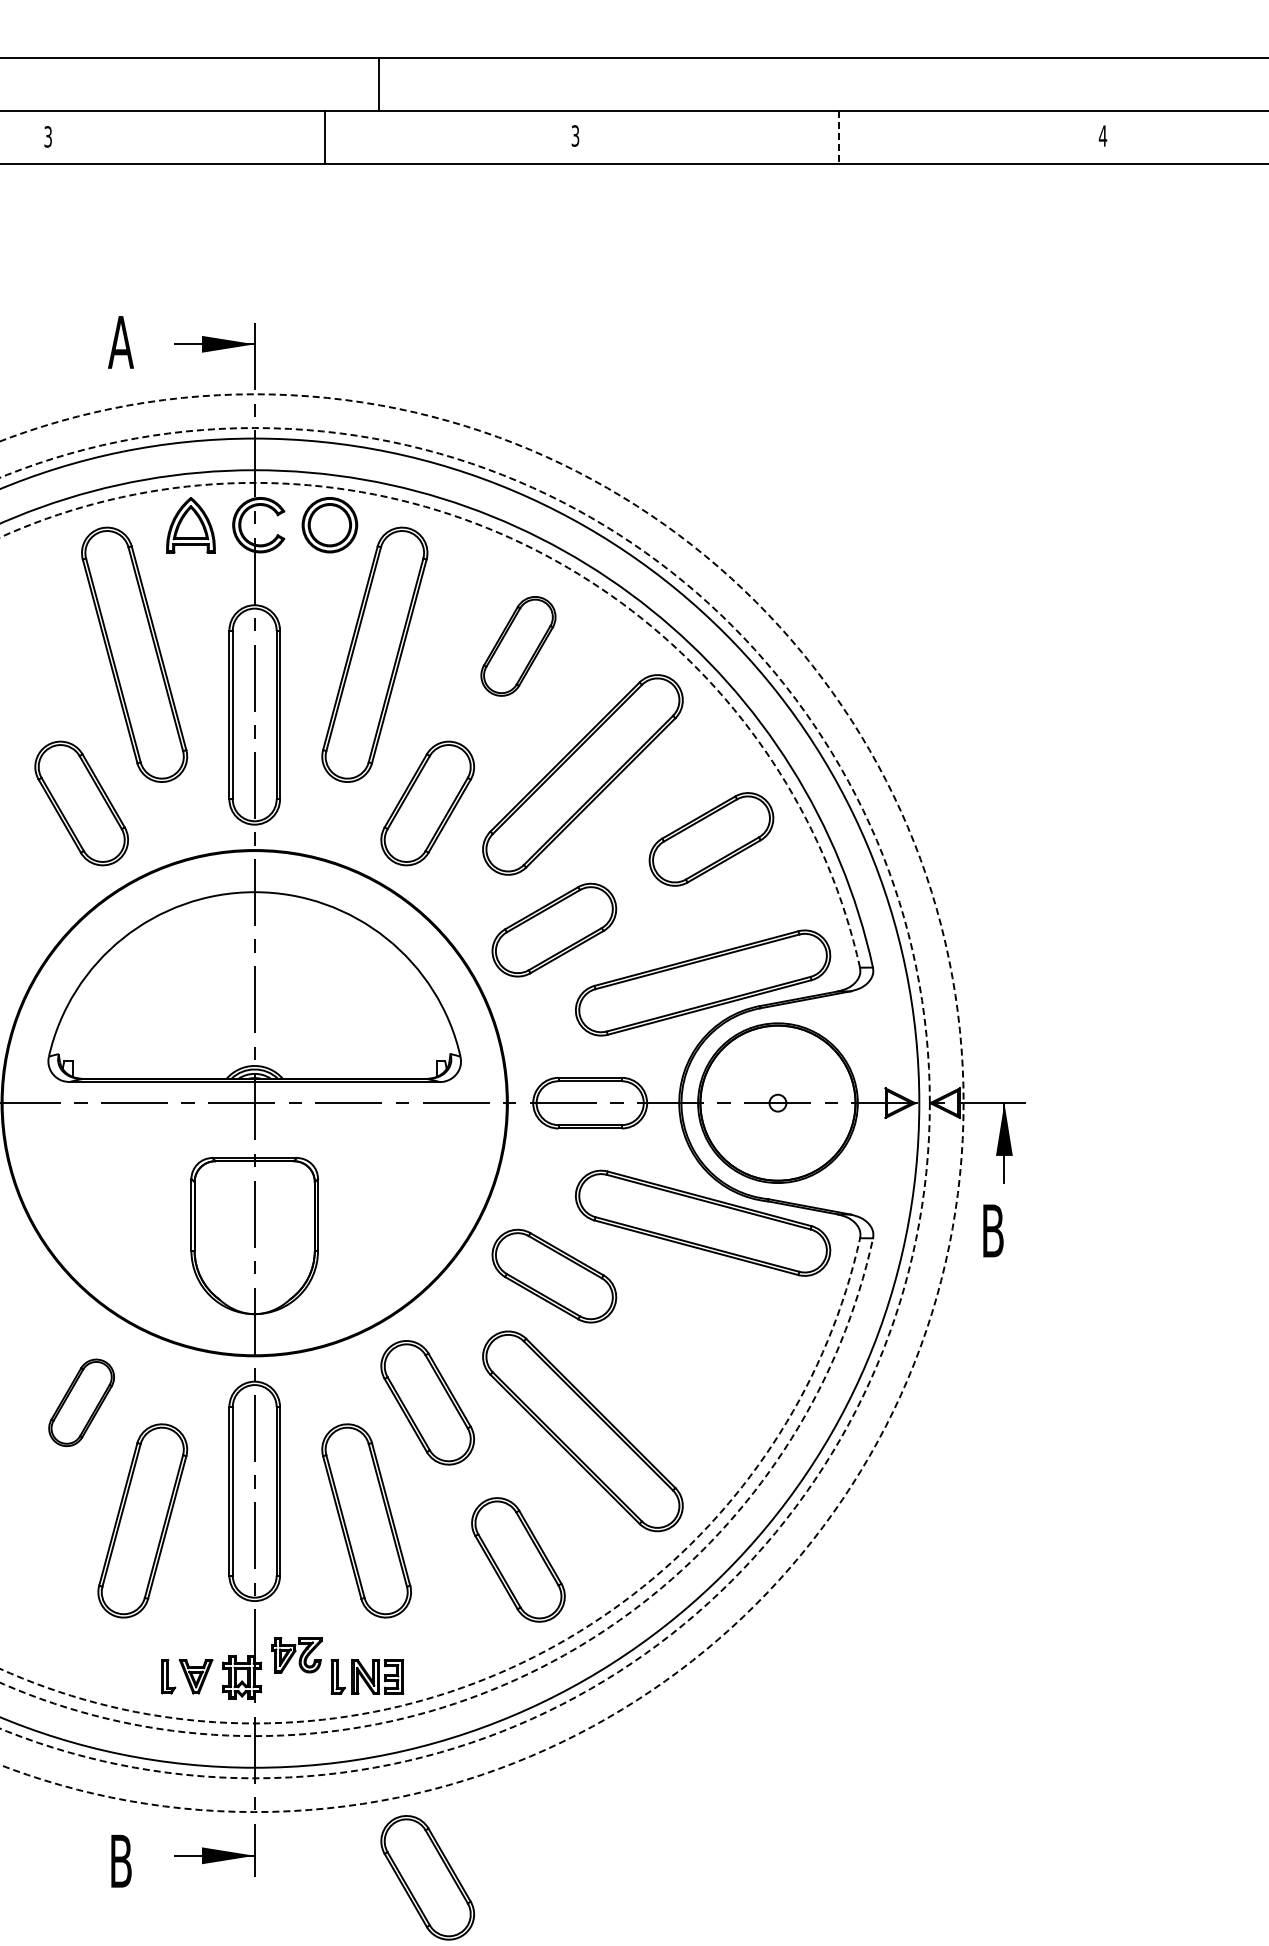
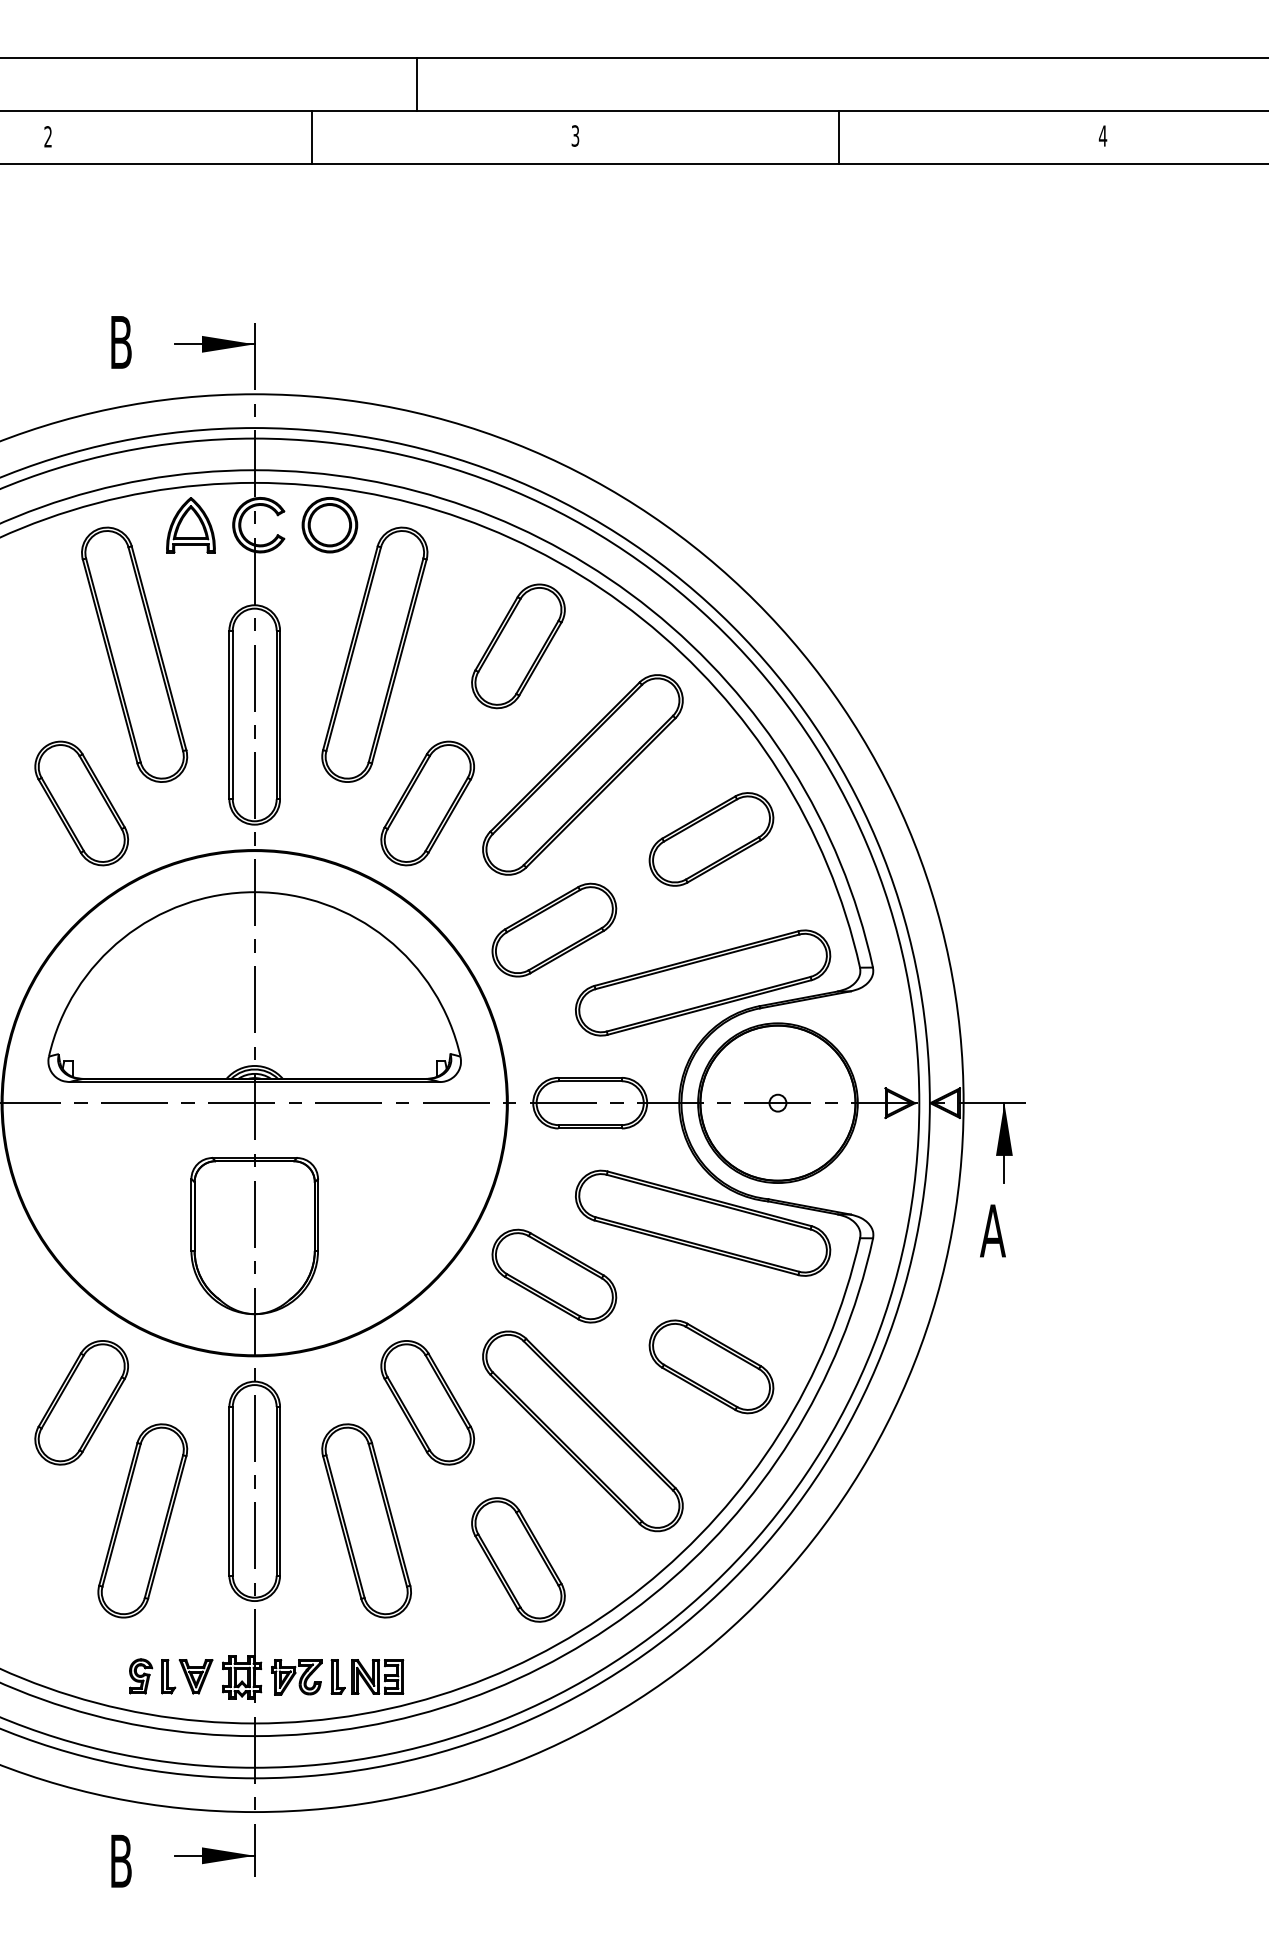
line position: (379, 84) -> (417, 84) (417, 84)
text: 3 -> 2 (47, 136)
line position: (324, 137) -> (311, 137) (311, 137)
line: dashed -> solid (839, 137)
text: A -> B (120, 342)
arc: dashed -> solid (526, 545)
part size: 77x101 px -> 95x127 px (518, 646)
circle: dashed -> solid (464, 1103)
circle: dashed -> solid (481, 1103)
text: B -> A (992, 1230)
part: none -> present (711, 1366)
part size: 68x90 px -> 95x126 px (81, 1402)
part position: (296, 1655) -> (296, 1677) (296, 1677)
arc: dashed -> solid (526, 1660)
arc: dashed -> solid (544, 1665)
part: none -> present (141, 1676)
part: present -> none (427, 1877)
